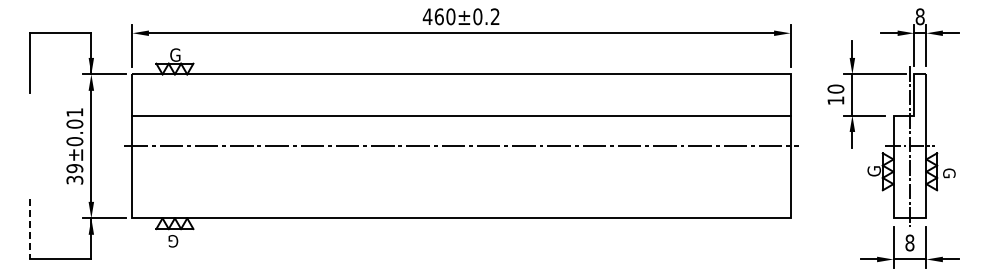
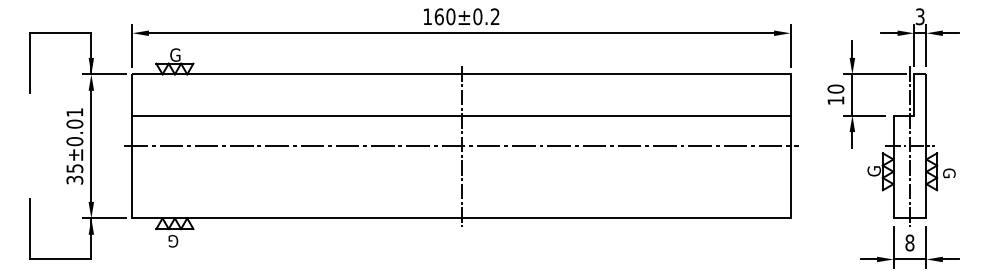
text: 460±0.2 -> 160±0.2 (427, 16)
text: 8 -> 3 (919, 16)
line: none -> present (461, 146)
text: 39±0.01 -> 35±0.01 (74, 168)
line: dashed -> solid (29, 229)
